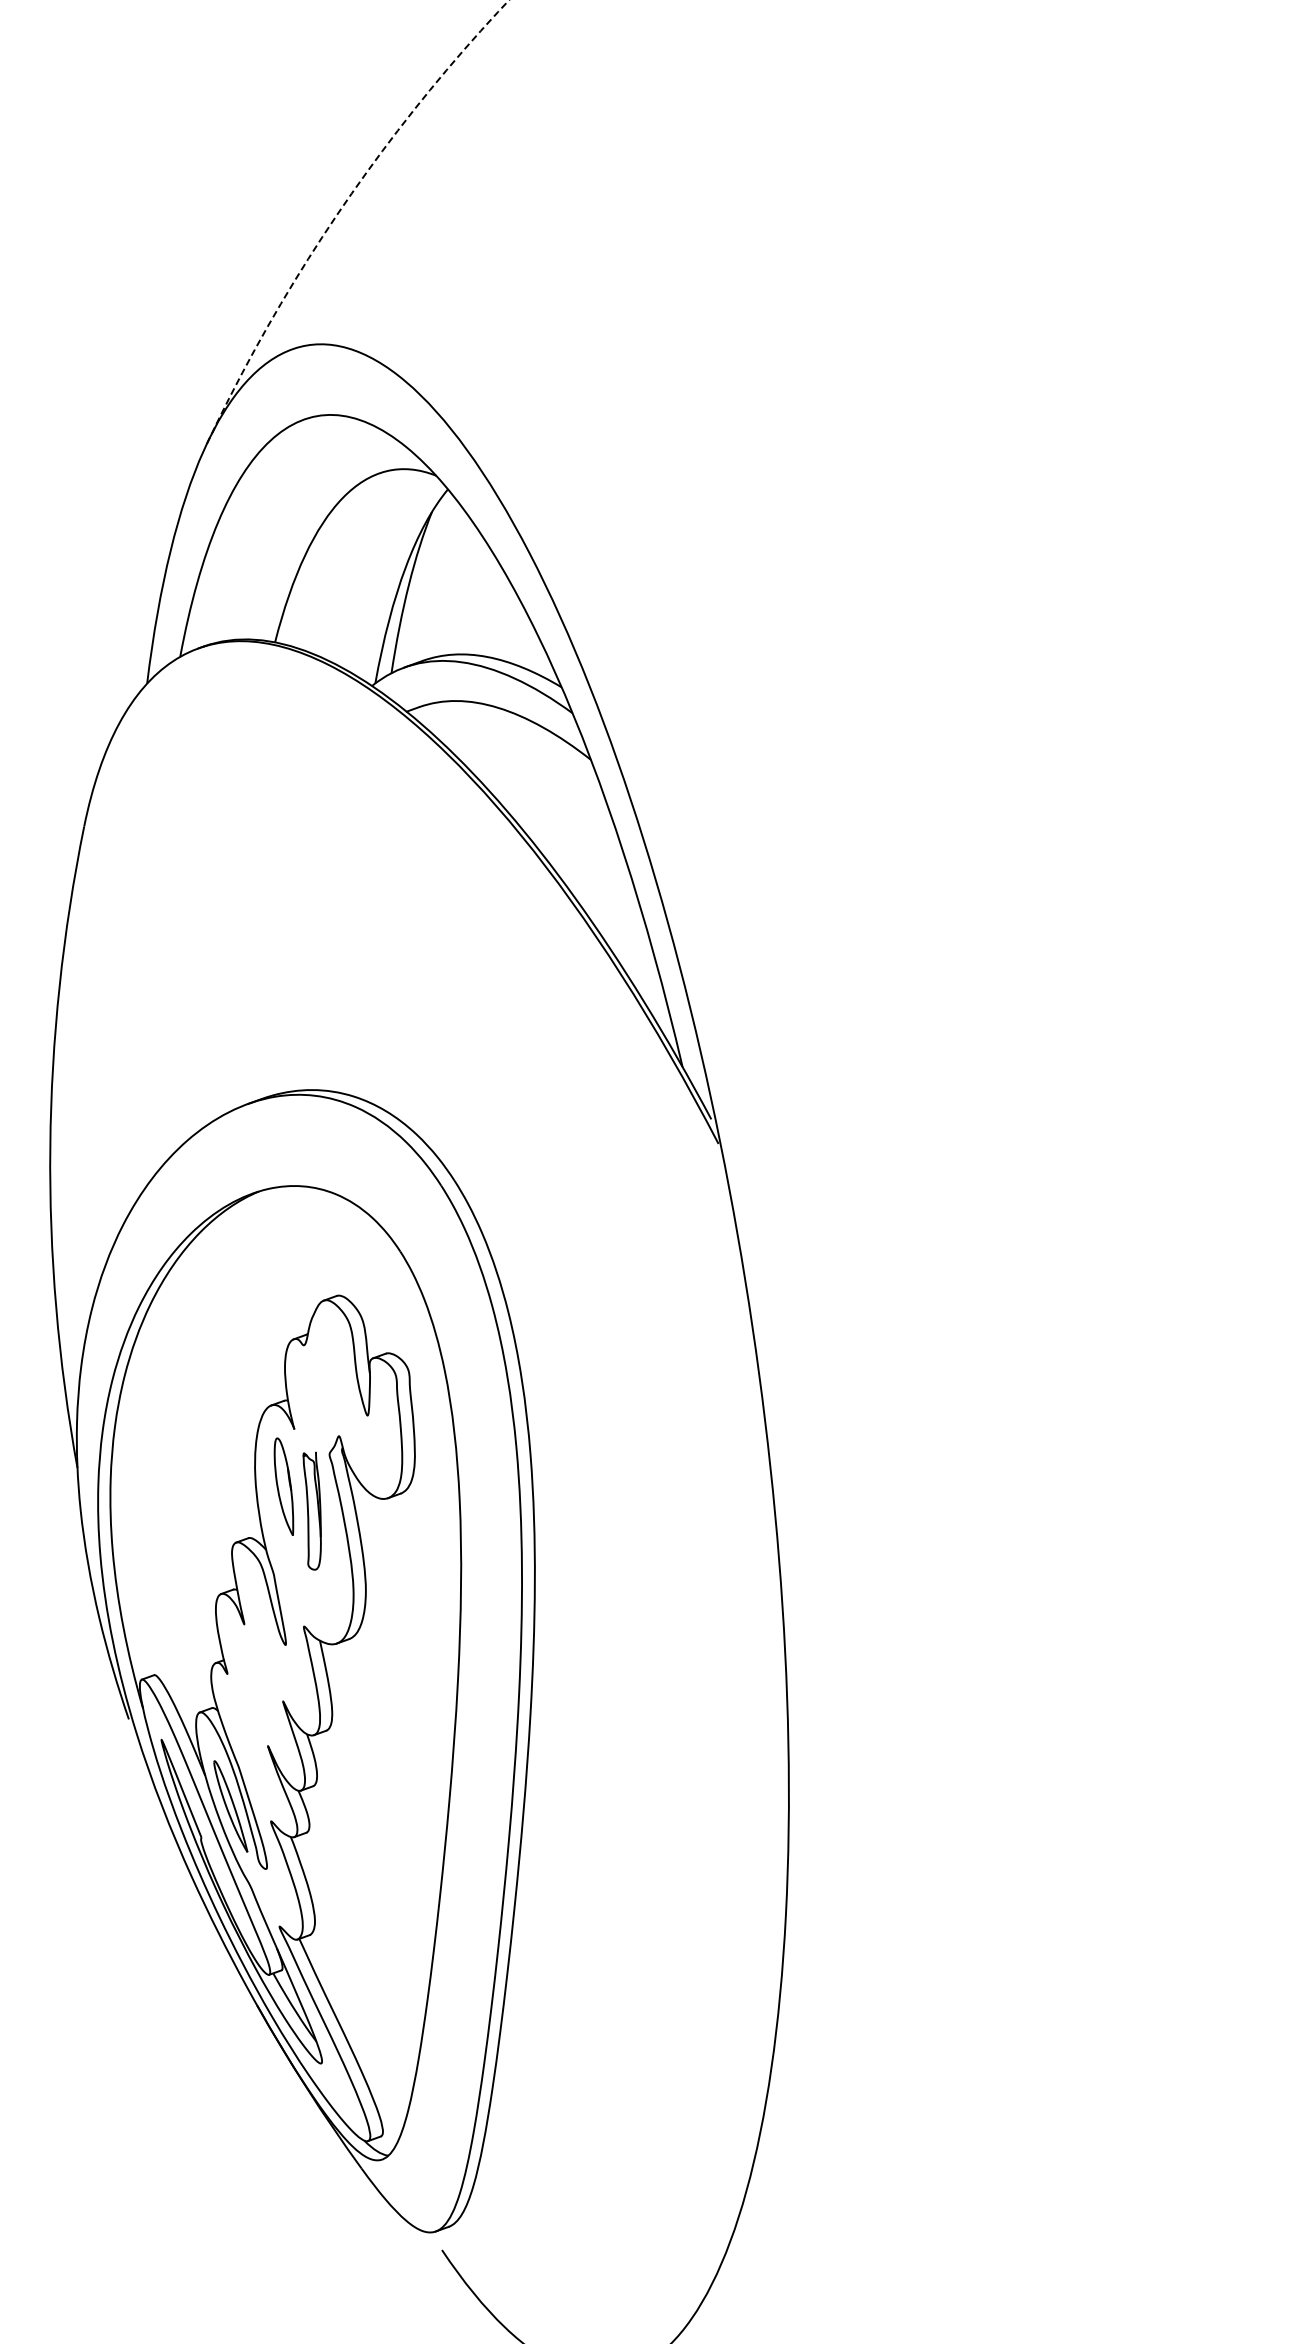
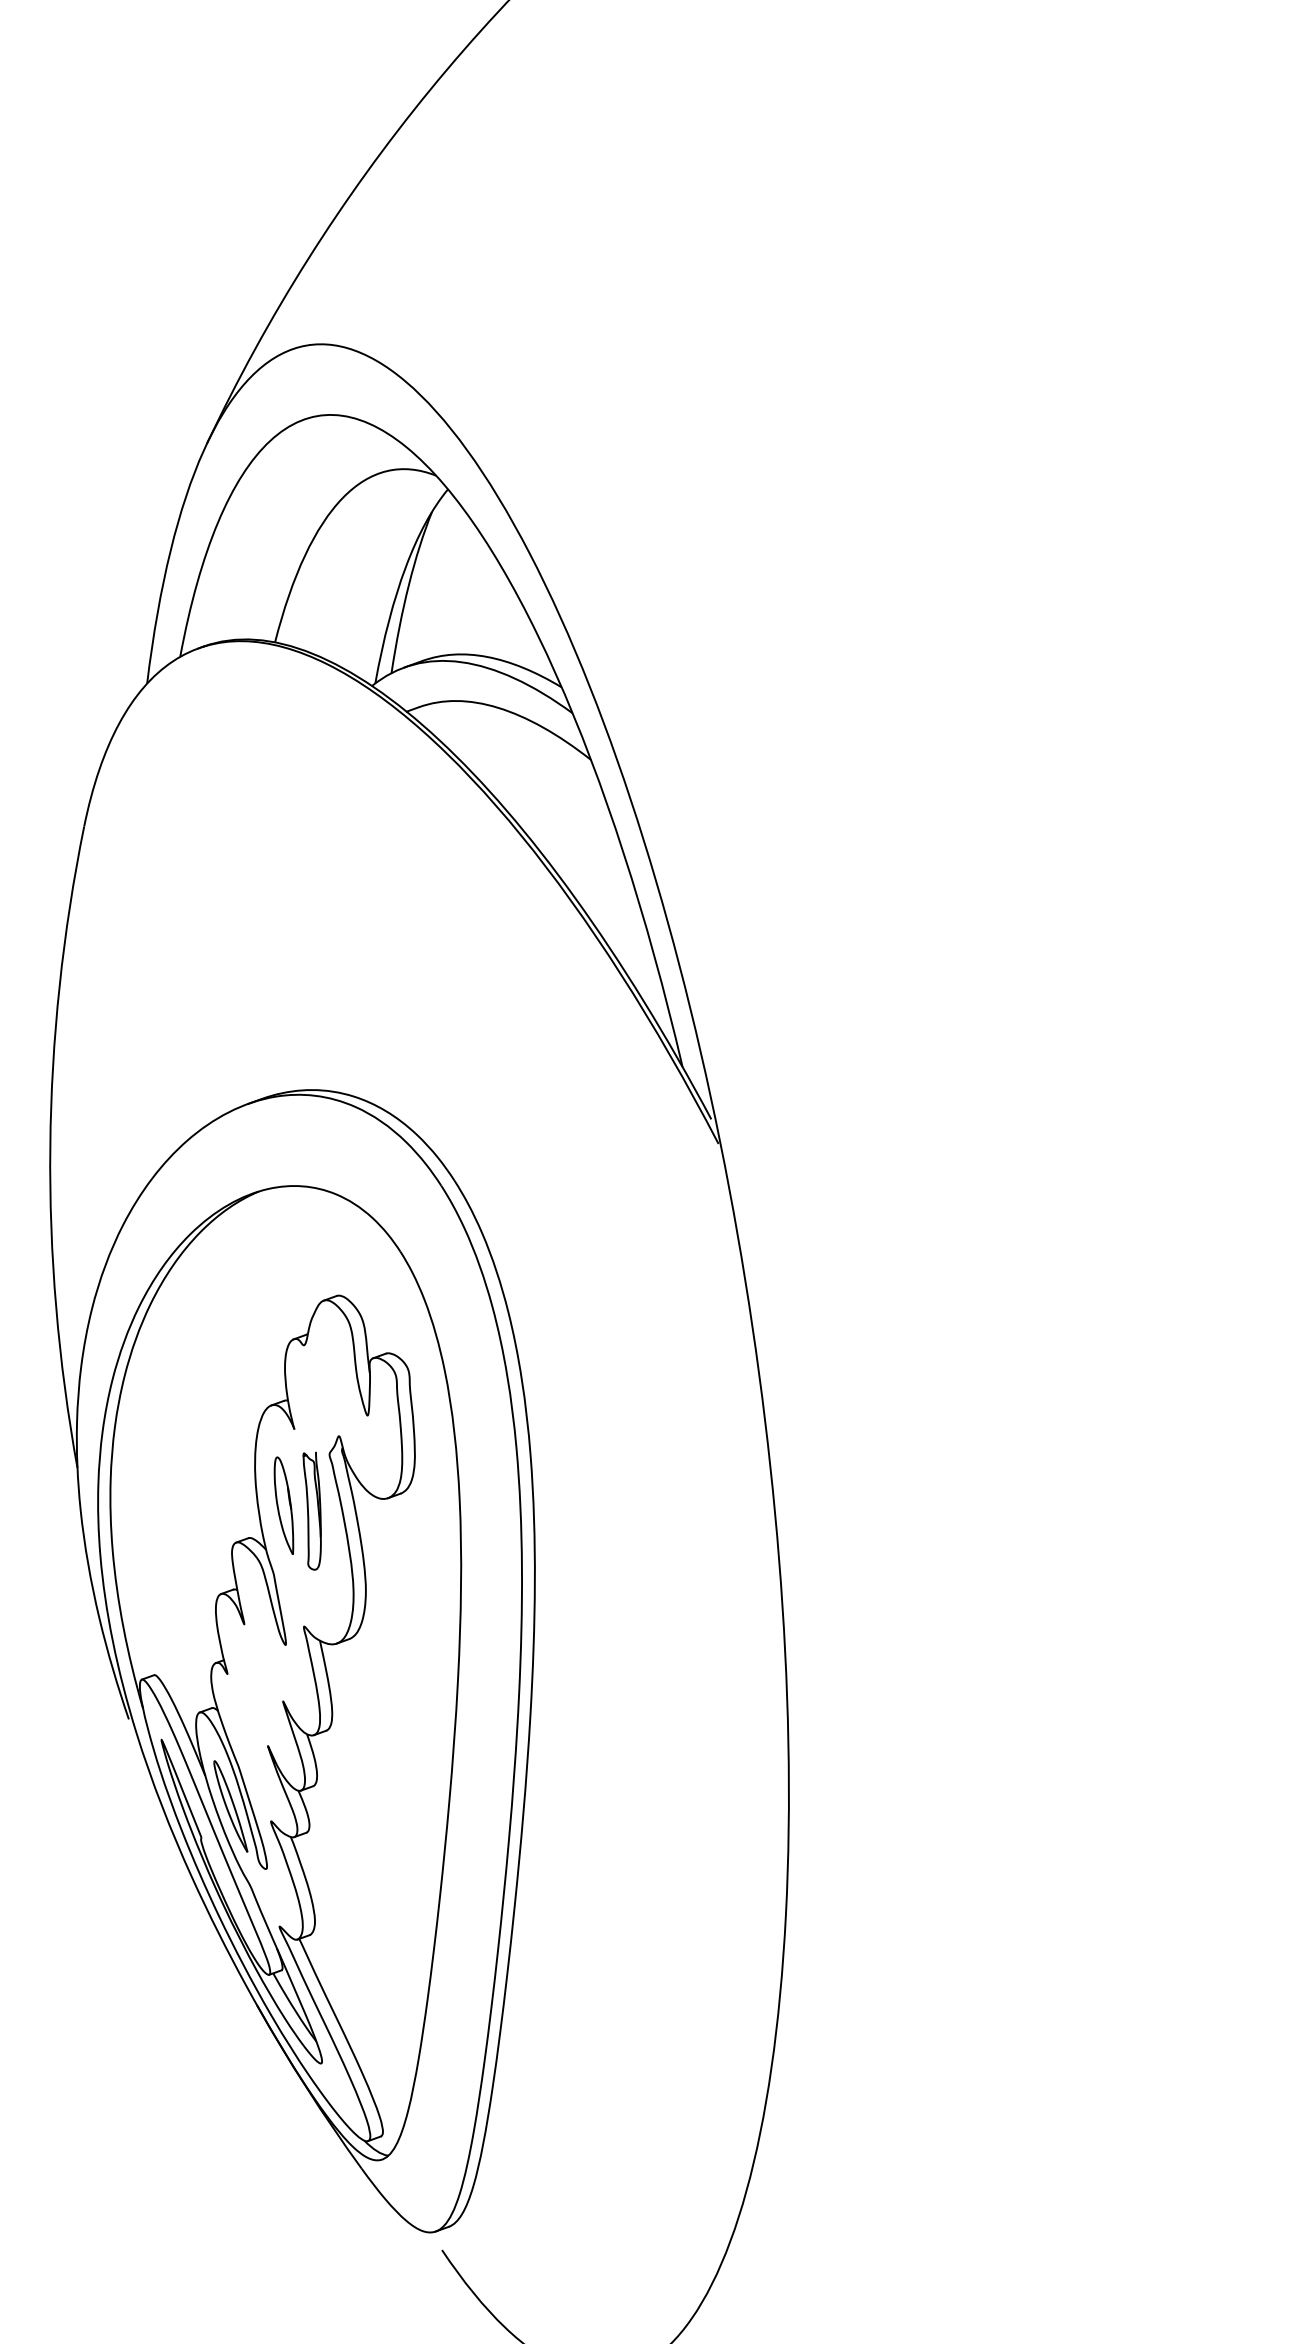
arc: dashed -> solid (340, 210)
part position: (283, 1486) -> (283, 1505) (283, 1505)
